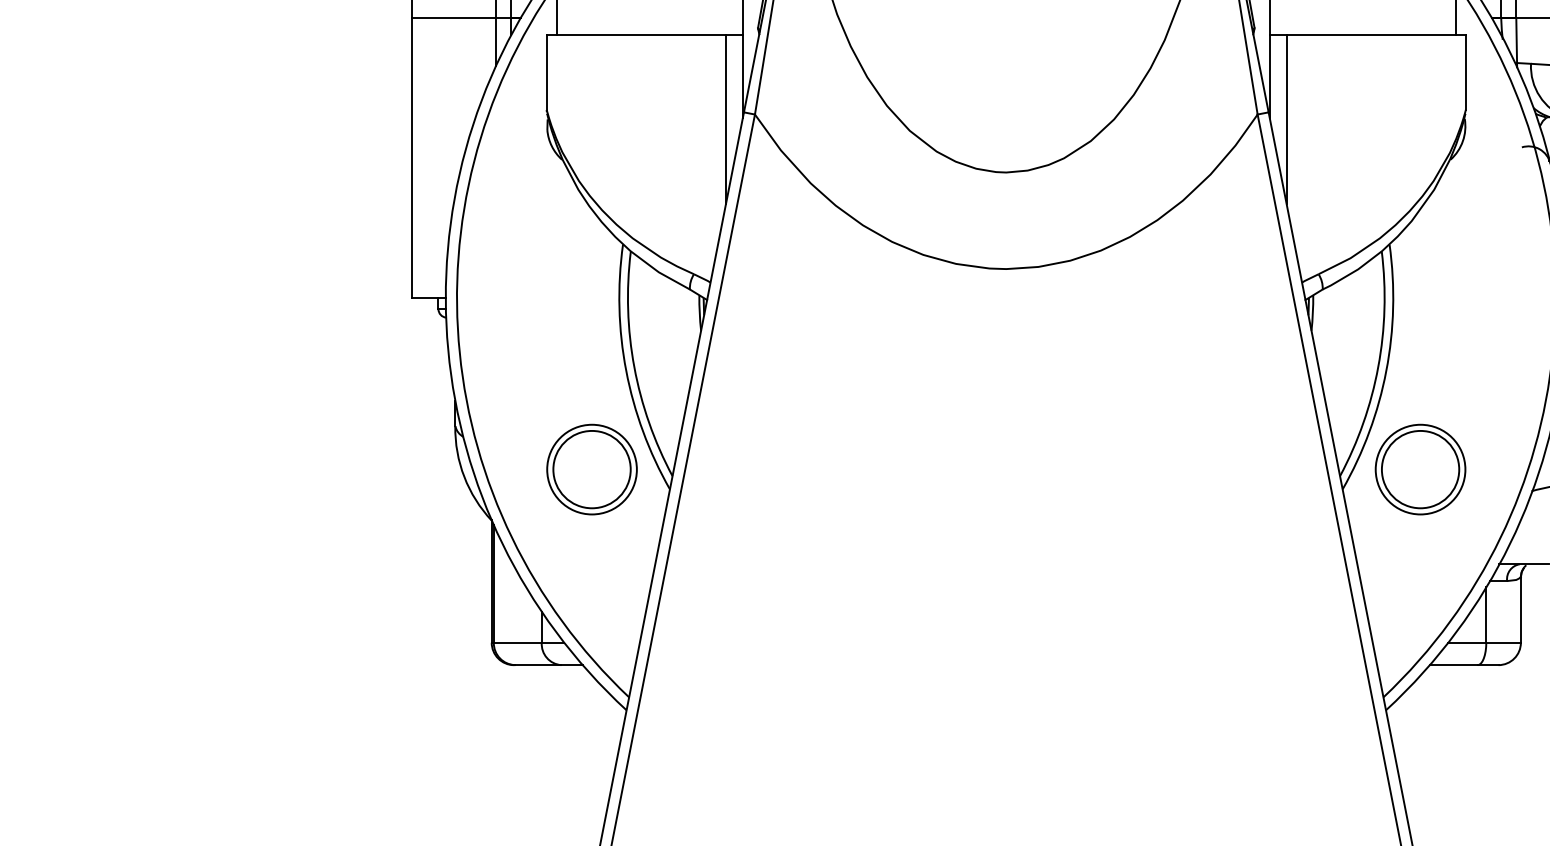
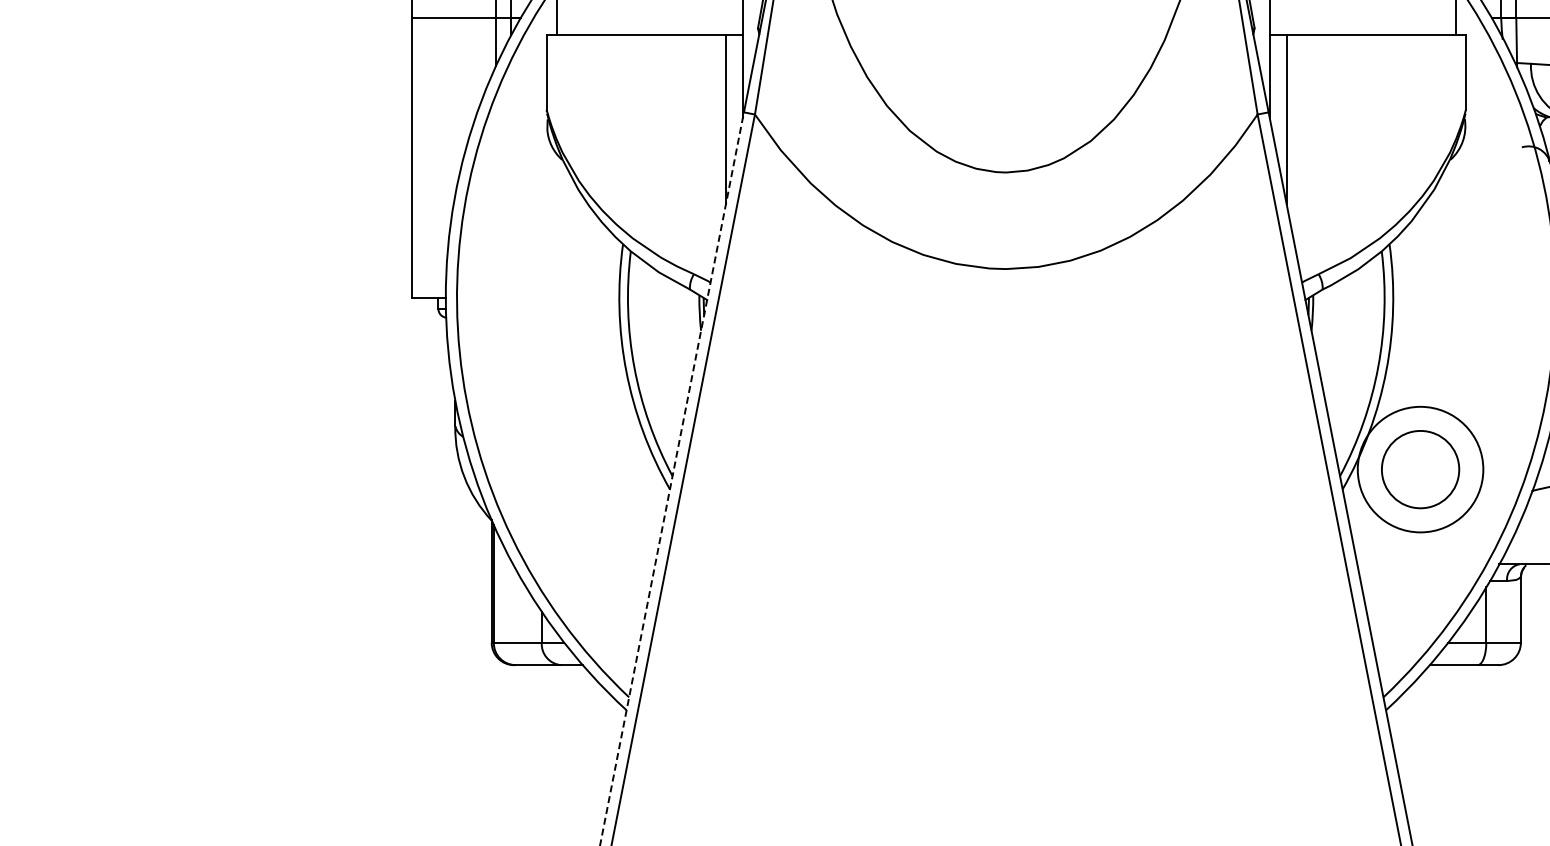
part: present -> none (591, 469)
circle diameter: 90 px -> 126 px (1420, 469)
line: solid -> dashed (672, 478)
